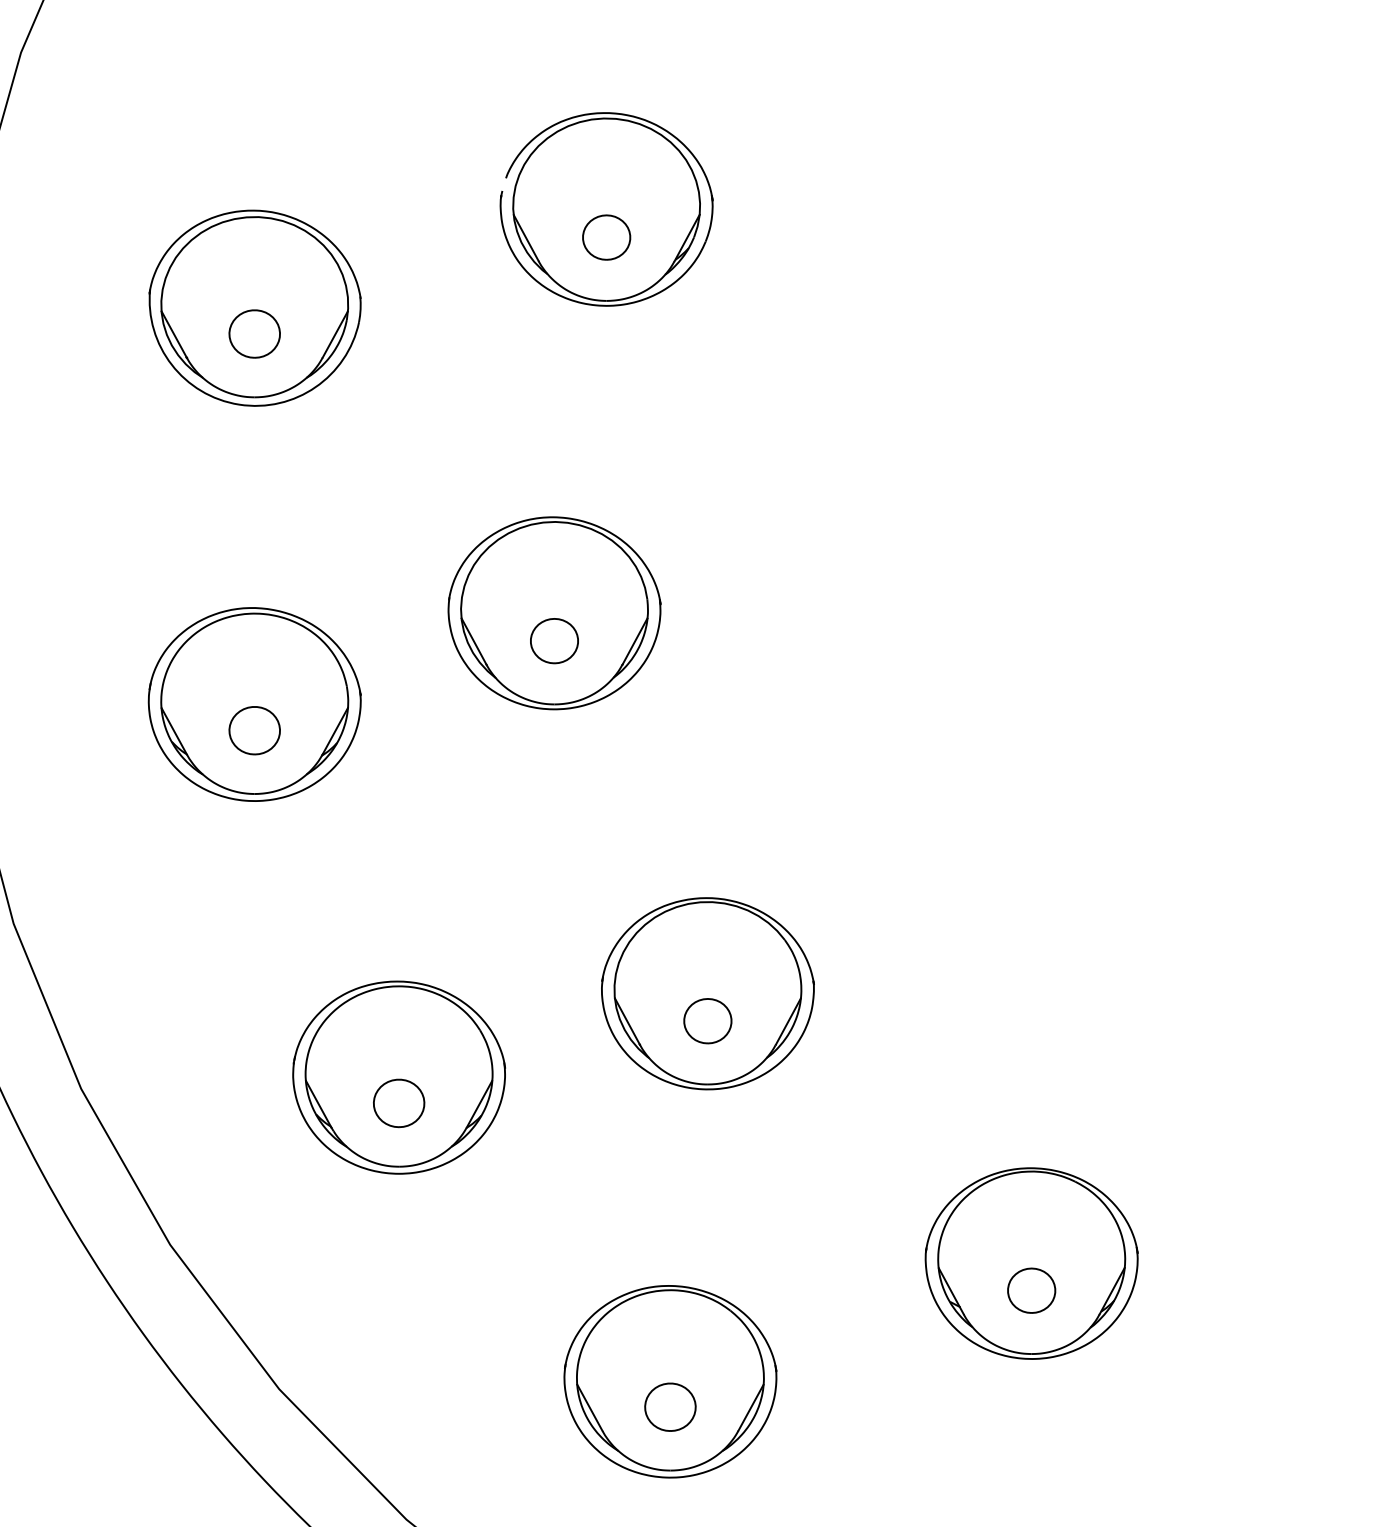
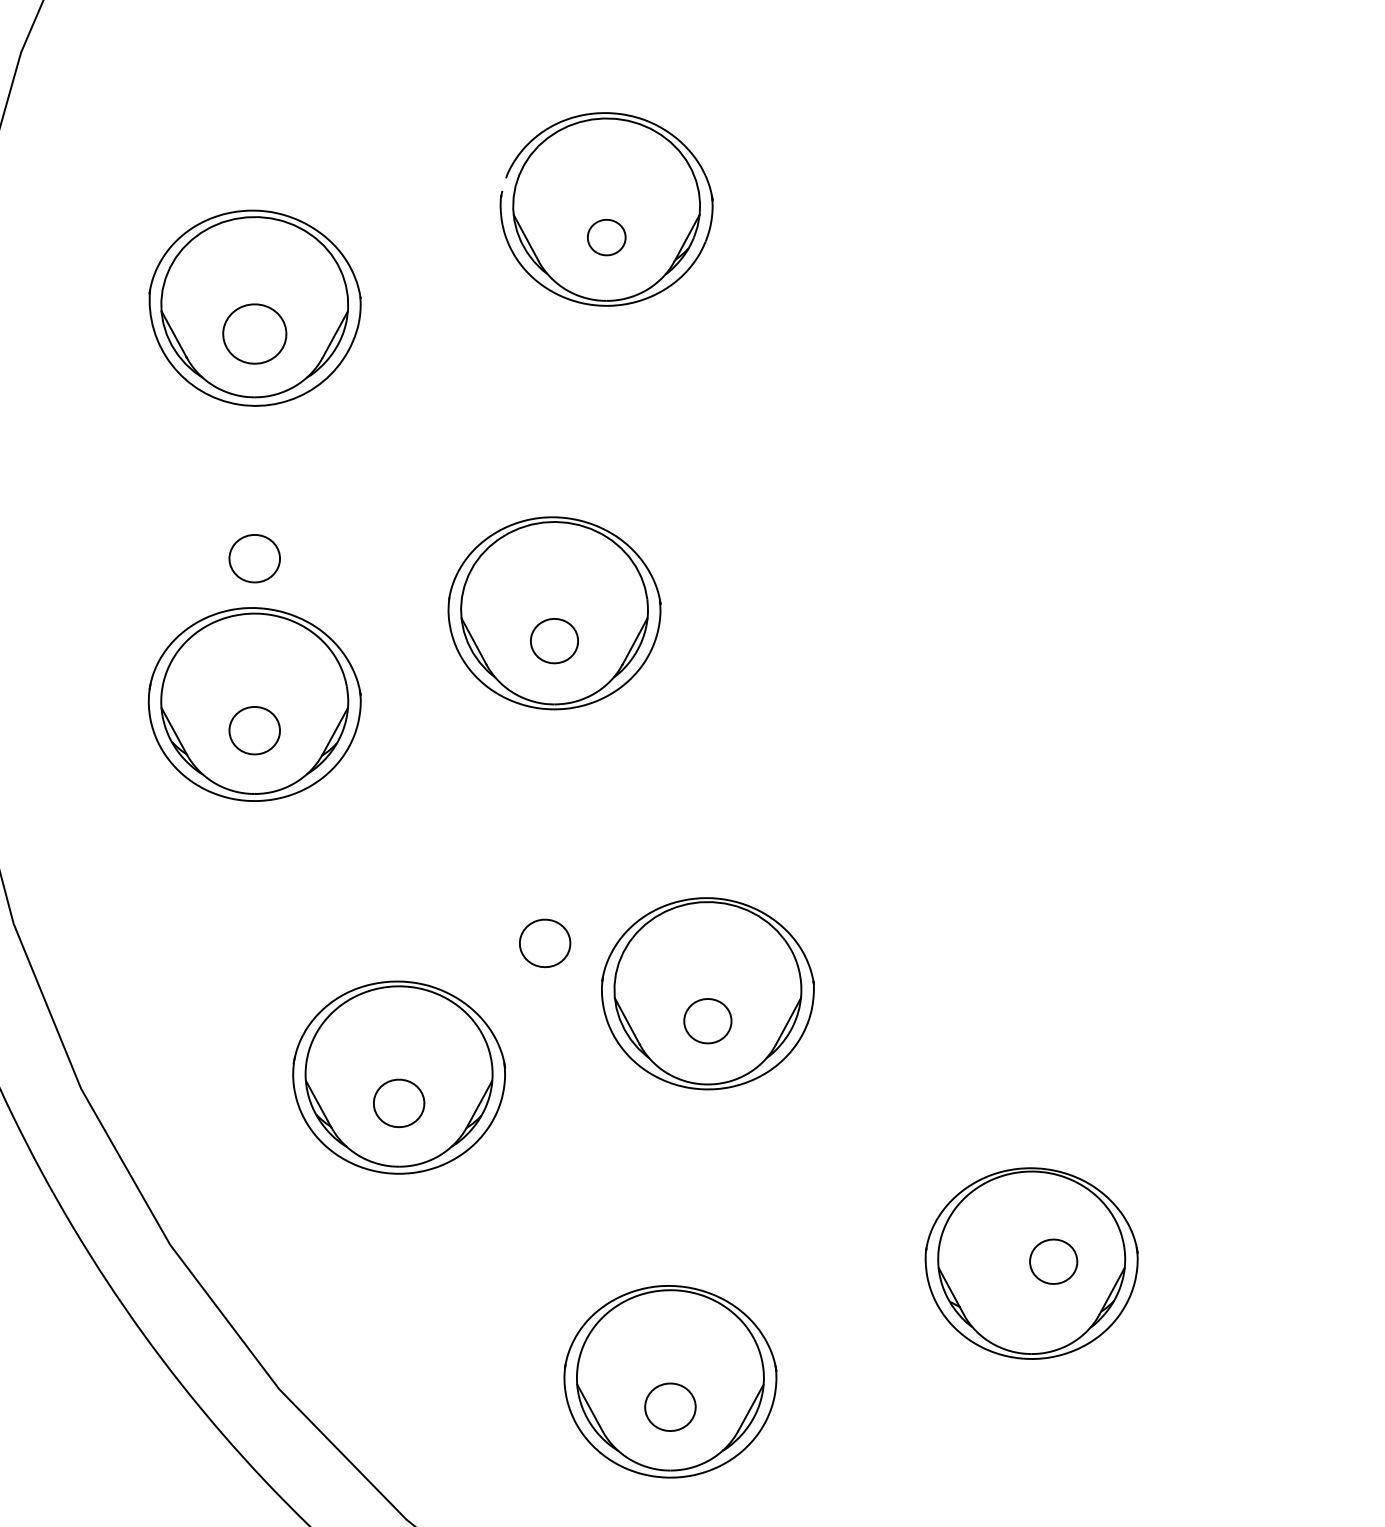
part size: 50x47 px -> 40x39 px (606, 237)
part size: 53x50 px -> 66x62 px (254, 333)
part: none -> present (254, 558)
part: none -> present (545, 943)
part position: (1031, 1290) -> (1053, 1261) (1053, 1261)
